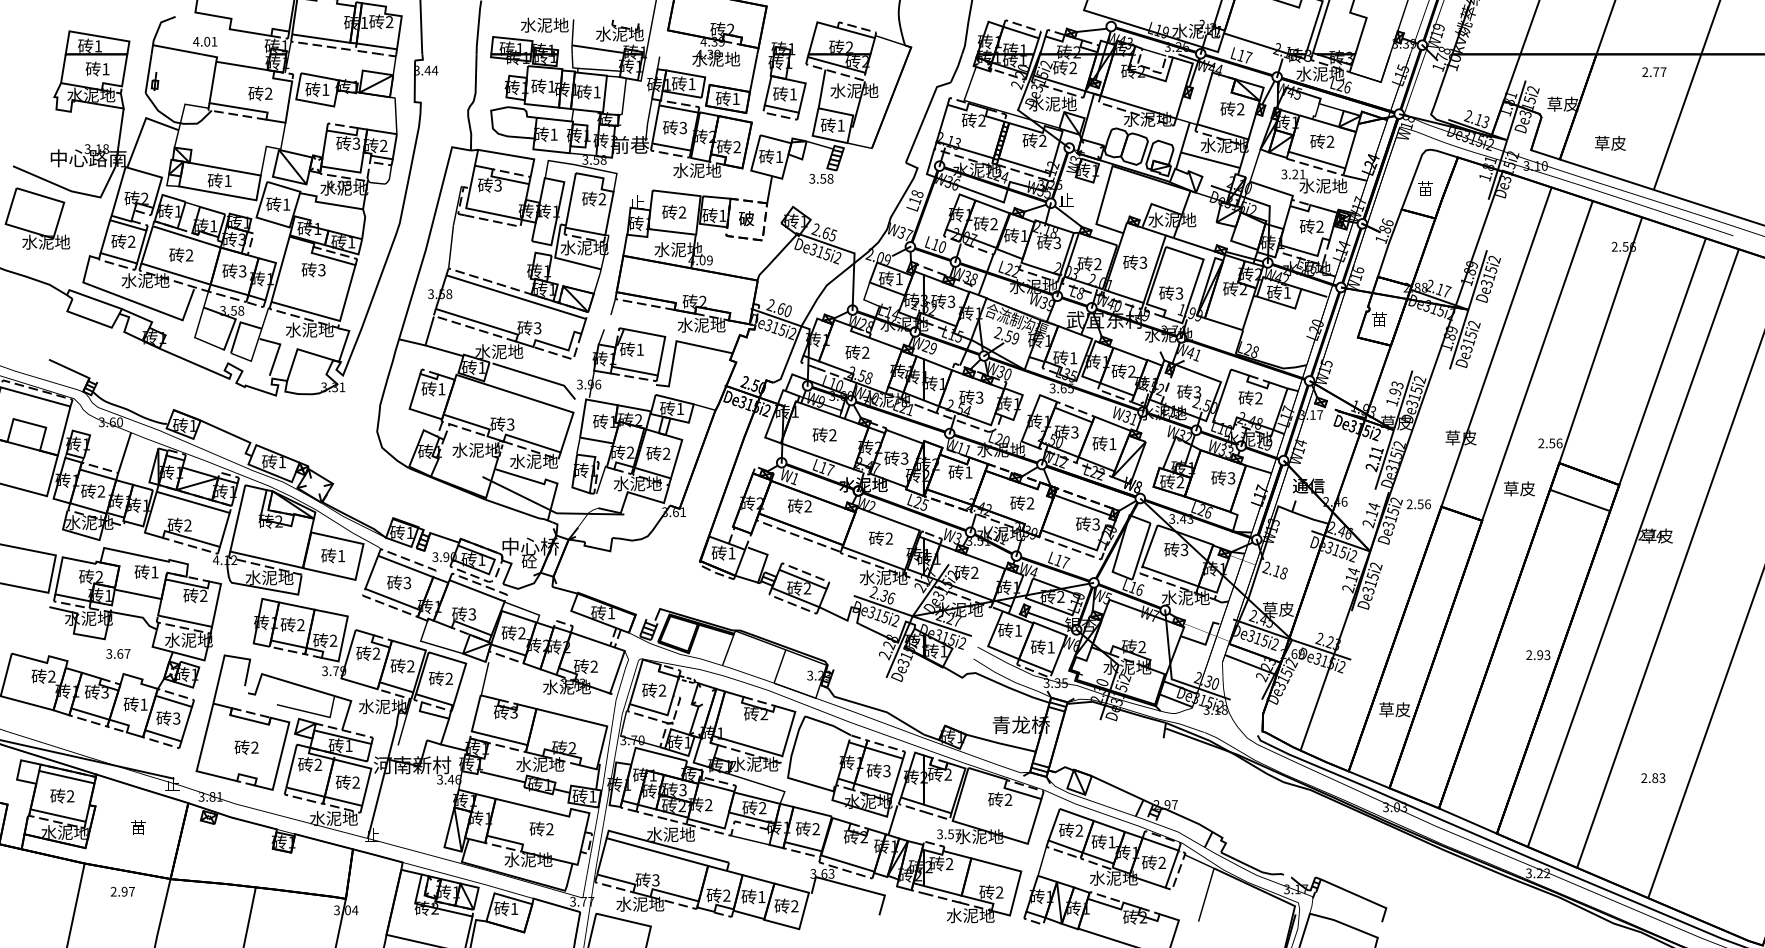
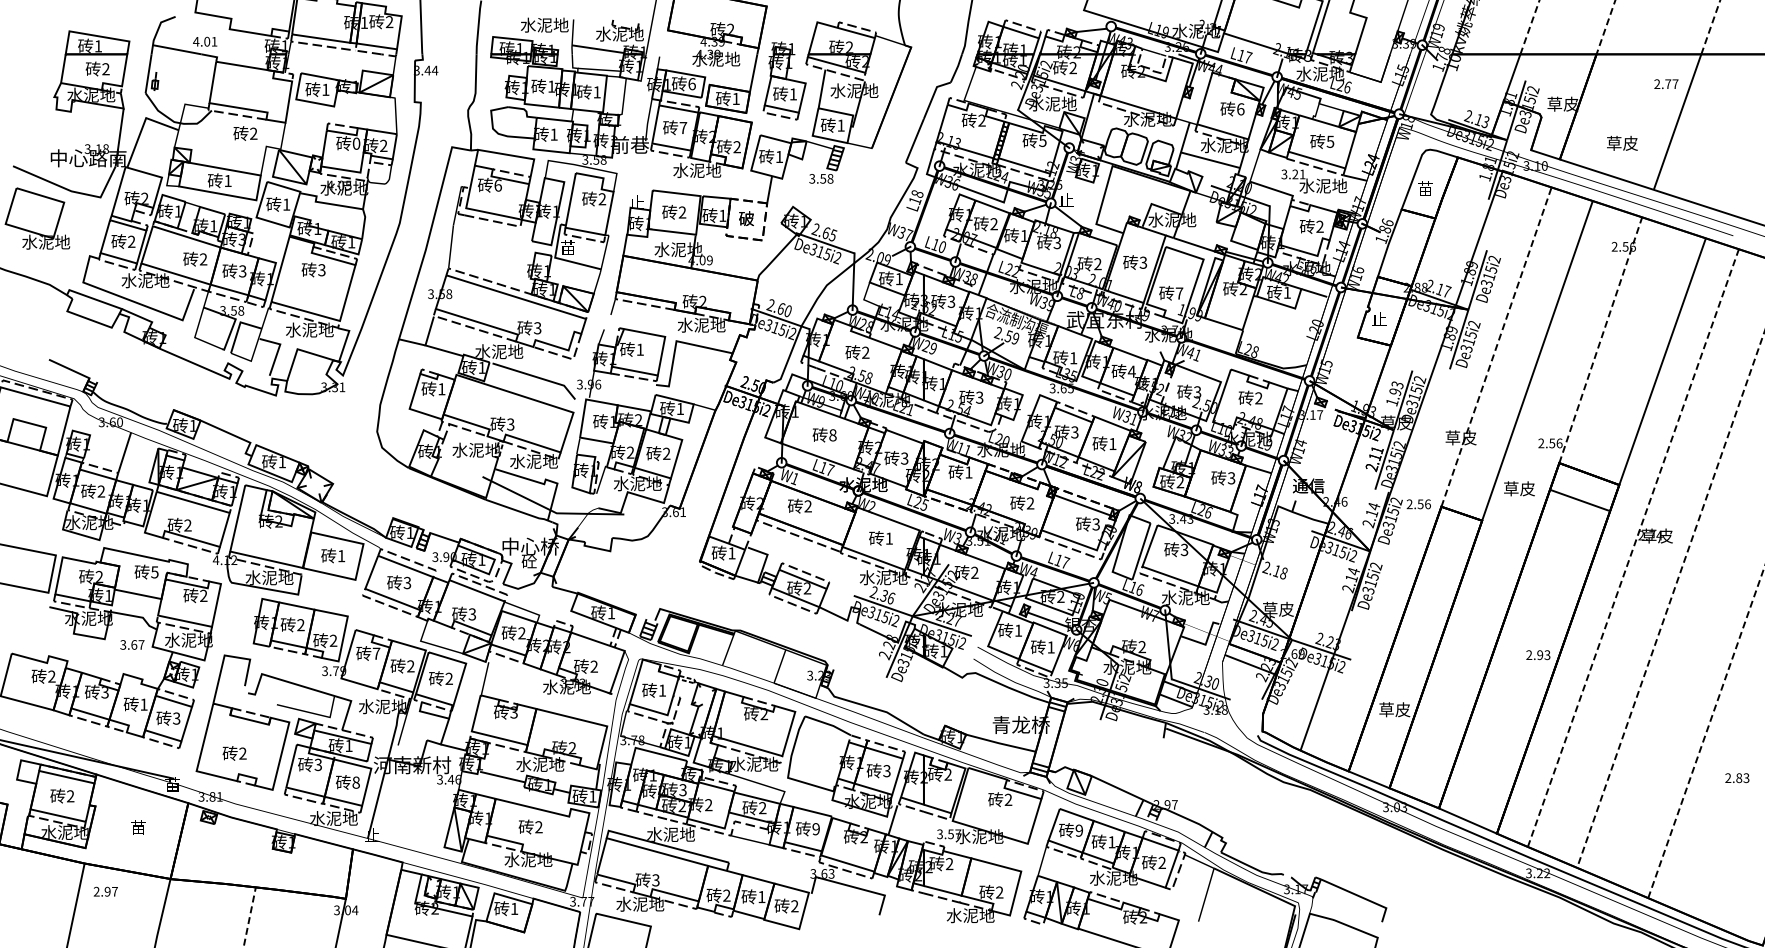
line: solid -> dashed (1530, 27)
line: solid -> dashed (1605, 27)
line: solid -> dashed (1710, 27)
text: 1 -> 2 (105, 69)
text position: (1654, 71) -> (1666, 83) (1666, 83)
text: 1 -> 6 (691, 84)
text position: (260, 93) -> (245, 133) (245, 133)
text: 2 -> 6 (1240, 109)
text: 3 -> 7 (683, 127)
text: 2 -> 5 (1042, 140)
text: 2 -> 5 (1330, 141)
text position: (1610, 142) -> (1622, 142) (1622, 142)
text: 3 -> 0 (356, 143)
text: 3 -> 6 (497, 185)
text: 水泥地 -> 苗 (584, 247)
text position: (181, 254) -> (195, 258) (195, 258)
text: 3 -> 7 (1179, 293)
text: 苗 -> 止 (1379, 319)
line: solid -> dashed (1600, 340)
line: solid -> dashed (1496, 347)
text: 2 -> 4 (1131, 371)
text: 2 -> 8 (832, 435)
text: 2 -> 1 (888, 538)
line: solid -> dashed (1633, 548)
text: 1 -> 5 (154, 572)
line: solid -> dashed (1670, 600)
text position: (118, 653) -> (132, 644) (132, 644)
text: 2 -> 7 (376, 653)
text: 2 -> 1 (662, 690)
line: solid -> dashed (1706, 732)
text: 3.70 -> 3.78 (641, 740)
text position: (246, 747) -> (234, 753) (234, 753)
text: 2 -> 3 (318, 765)
text position: (1653, 778) -> (1737, 778) (1737, 778)
text: 2 -> 8 (355, 782)
text: 止 -> 苗 (172, 784)
text position: (541, 828) -> (530, 826) (530, 826)
text: 2 -> 9 (815, 829)
text: 2 -> 9 (1079, 830)
text position: (122, 891) -> (105, 891) (105, 891)
line: solid -> dashed (249, 916)
